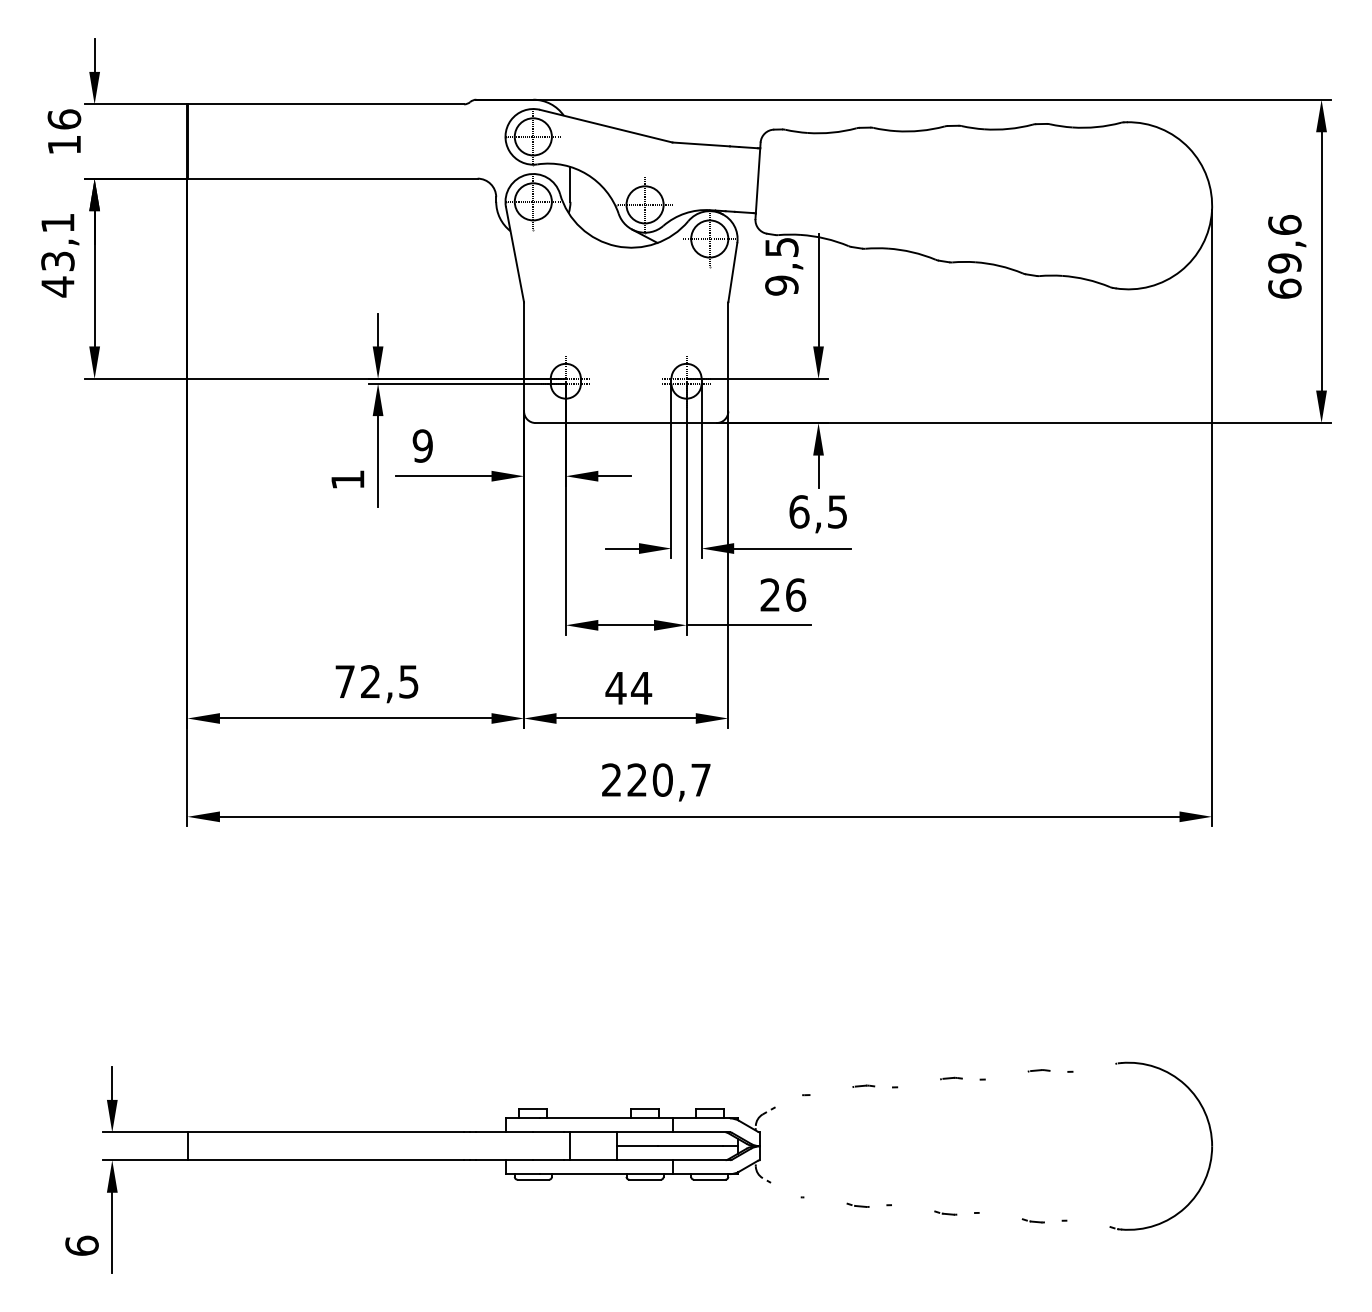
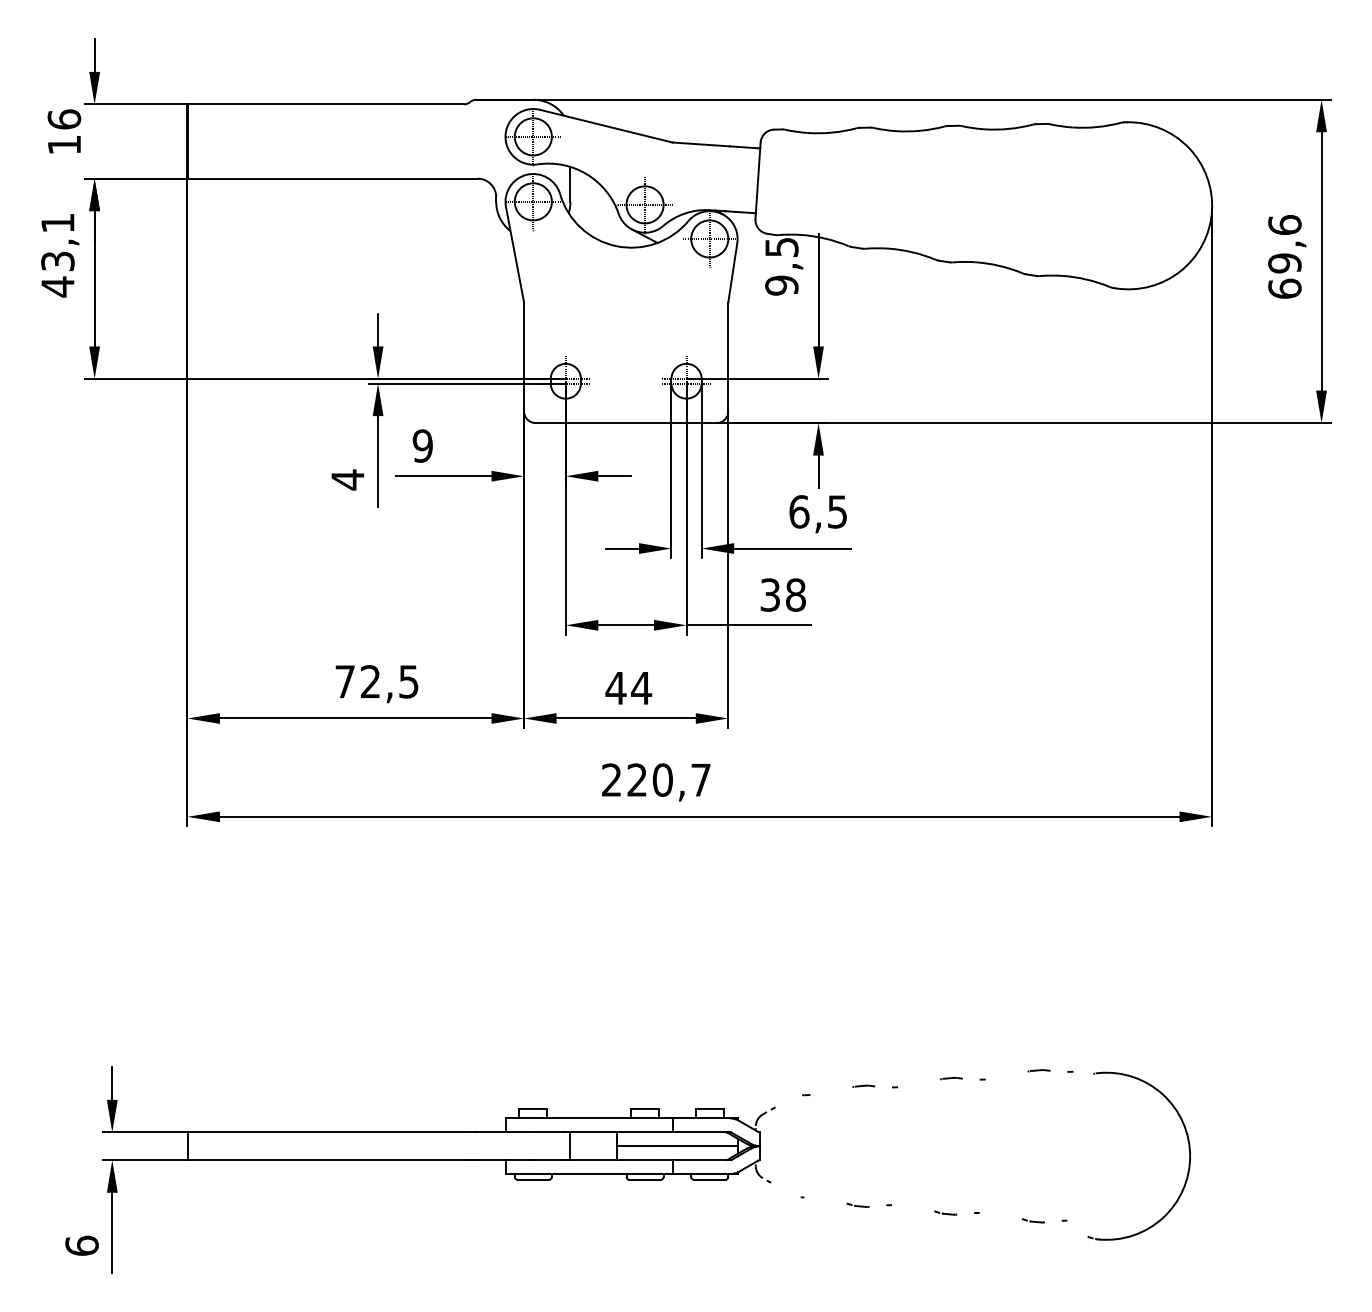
text: 1 -> 4 (347, 479)
text: 26 -> 38 (783, 594)
part position: (1210, 1139) -> (1188, 1149) (1188, 1149)
